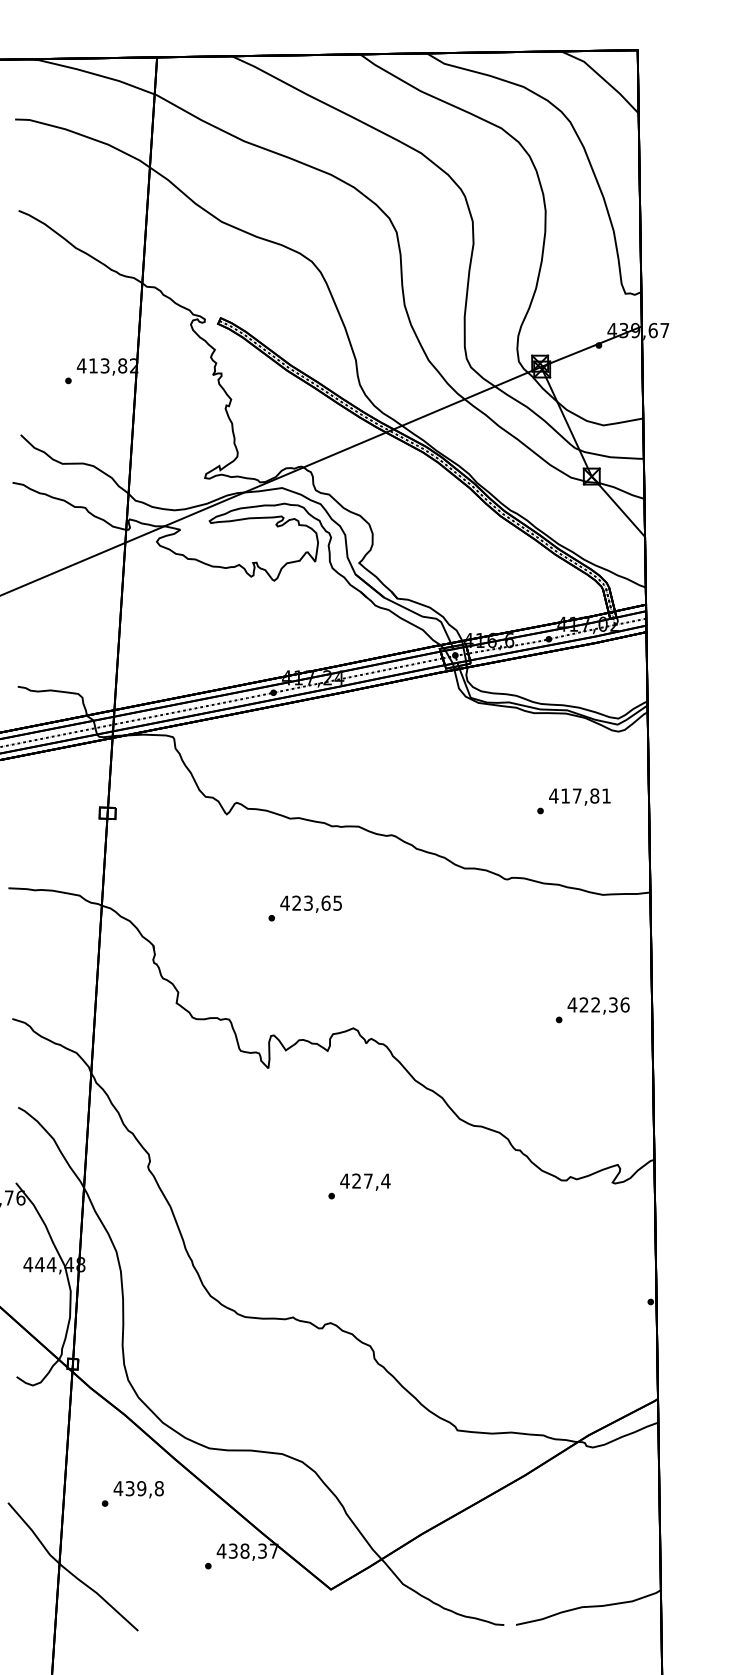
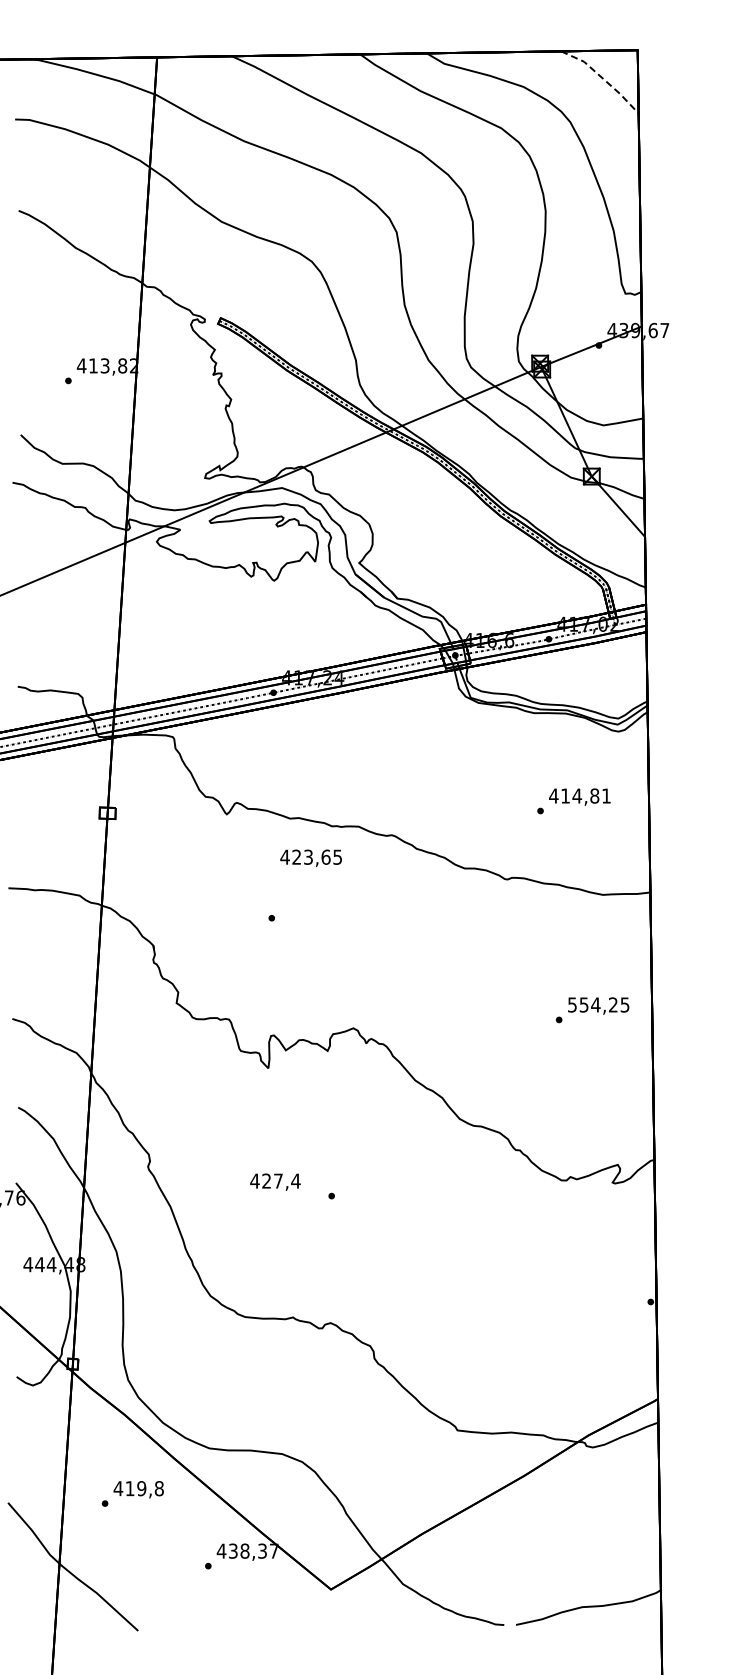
line: solid -> dashed (603, 78)
text: 417,81 -> 414,81 (577, 795)
text position: (310, 903) -> (310, 857) (310, 857)
text: 422,36 -> 554,25 (598, 1004)
text position: (365, 1181) -> (275, 1181) (275, 1181)
text: 439,8 -> 419,8 (129, 1488)
